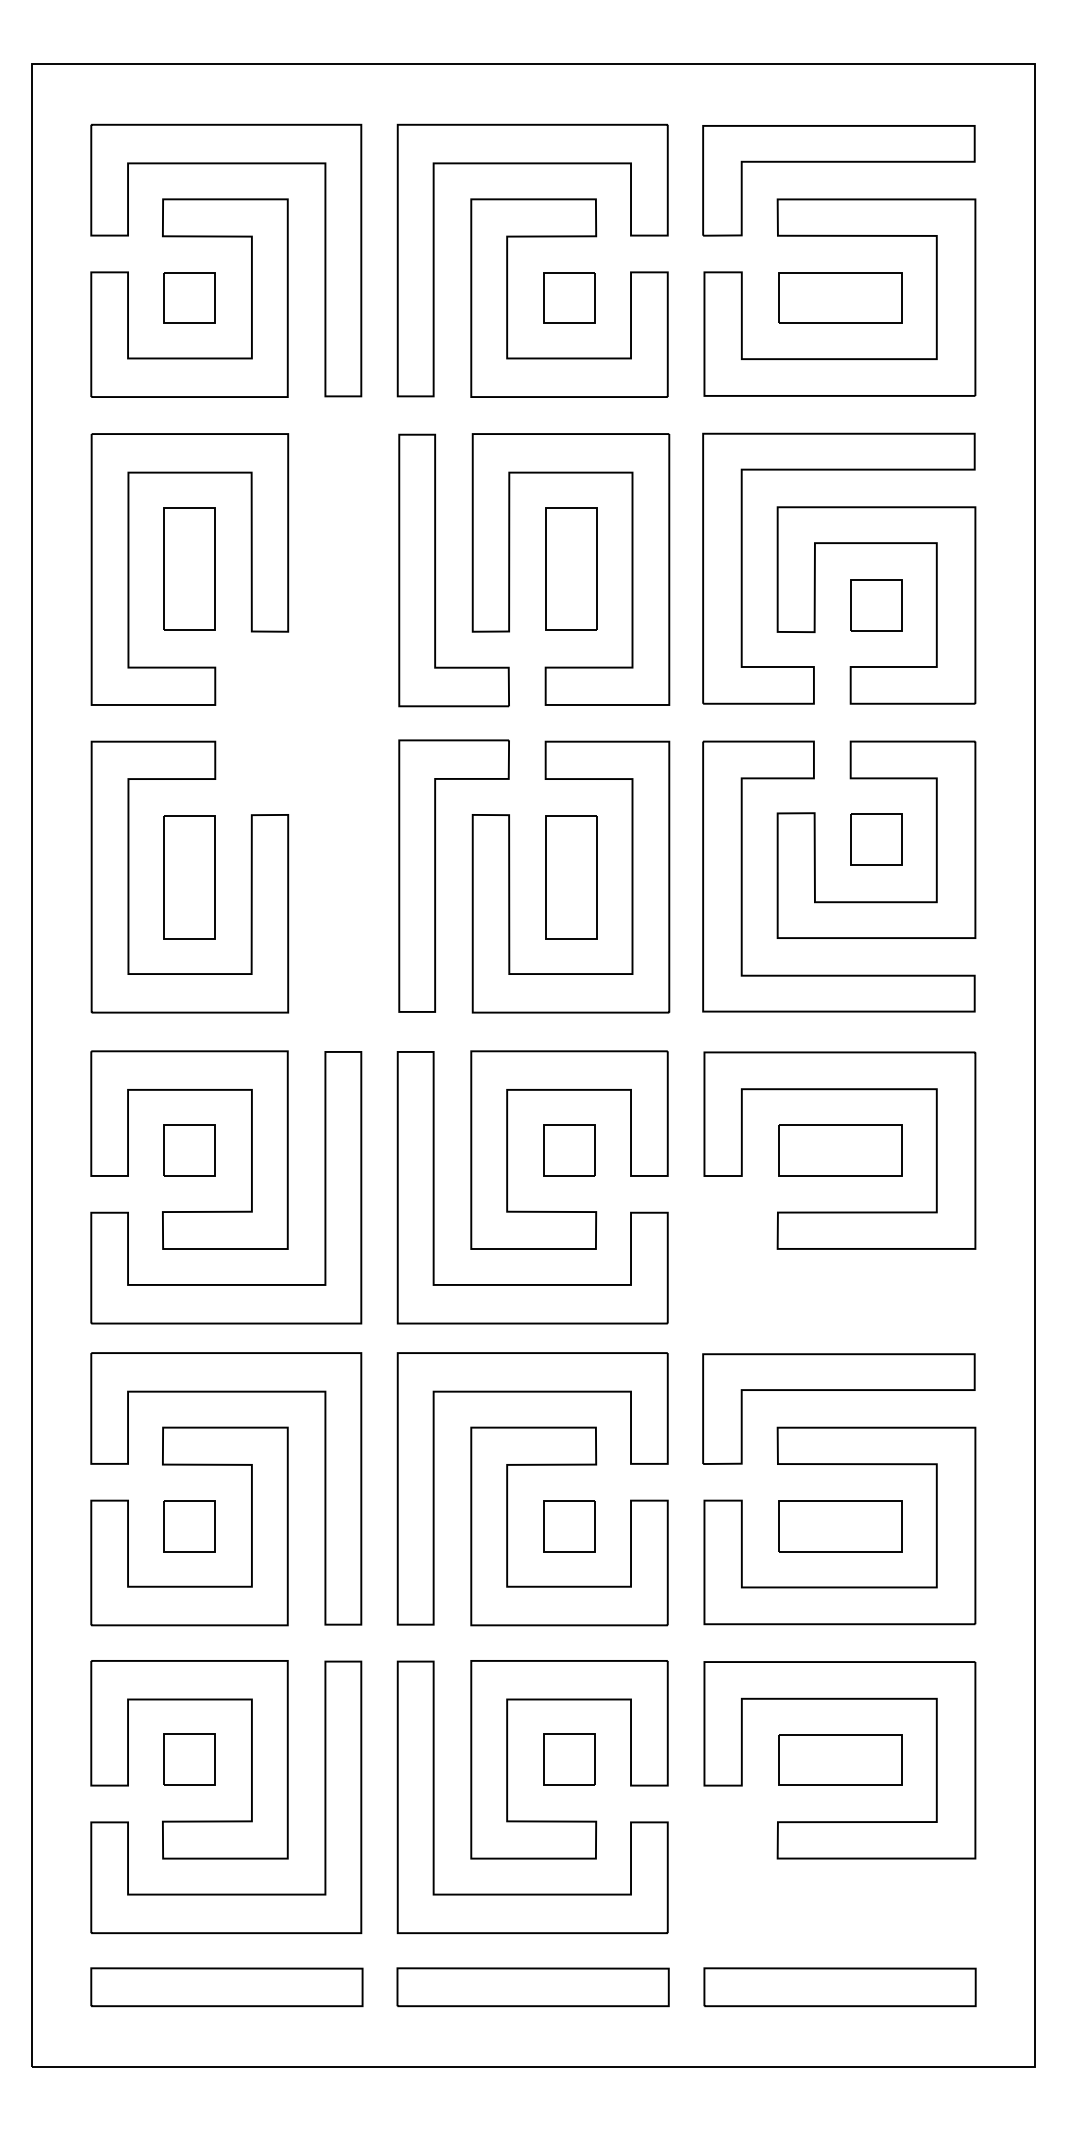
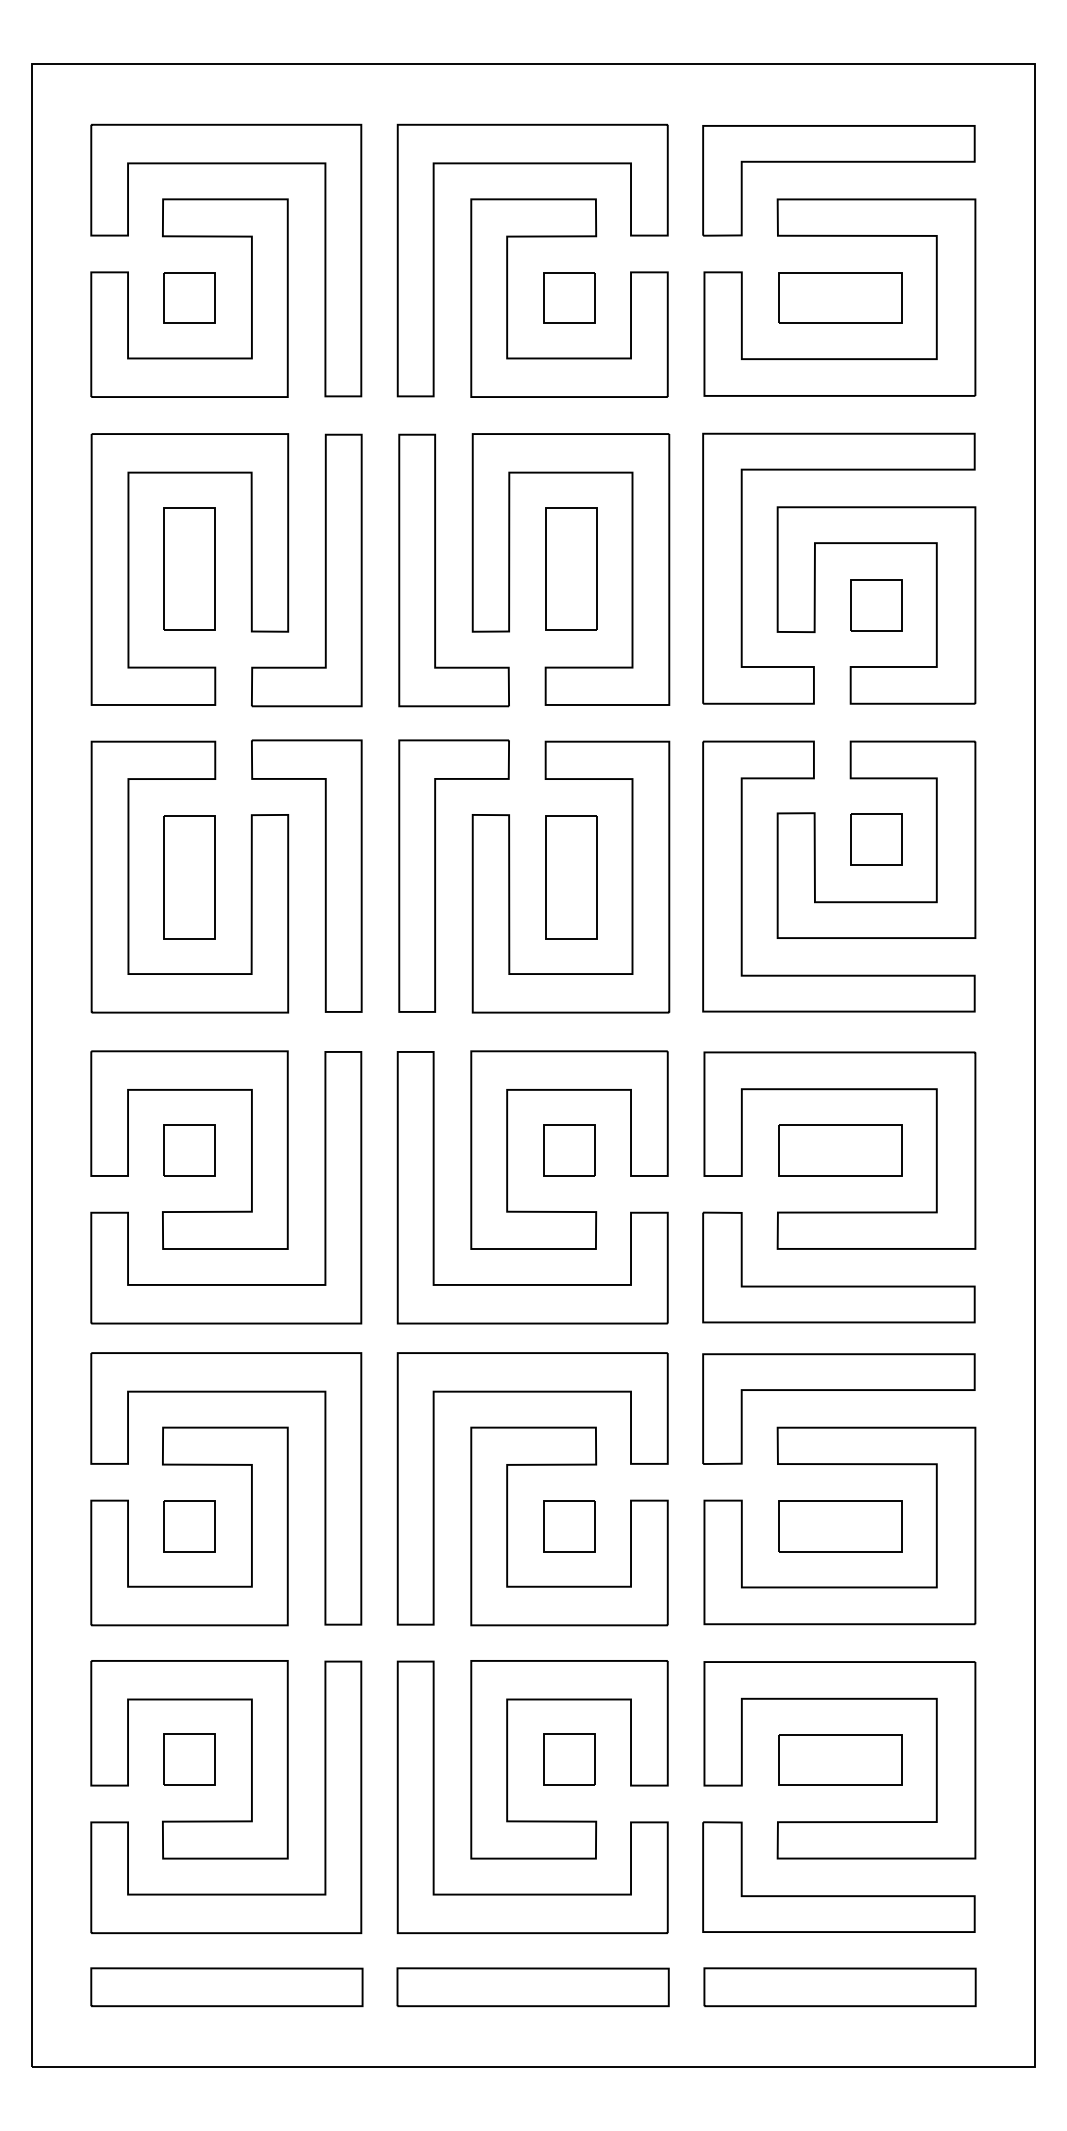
part: none -> present (324, 570)
part: none -> present (324, 875)
part: none -> present (838, 1285)
part: none -> present (838, 1895)
